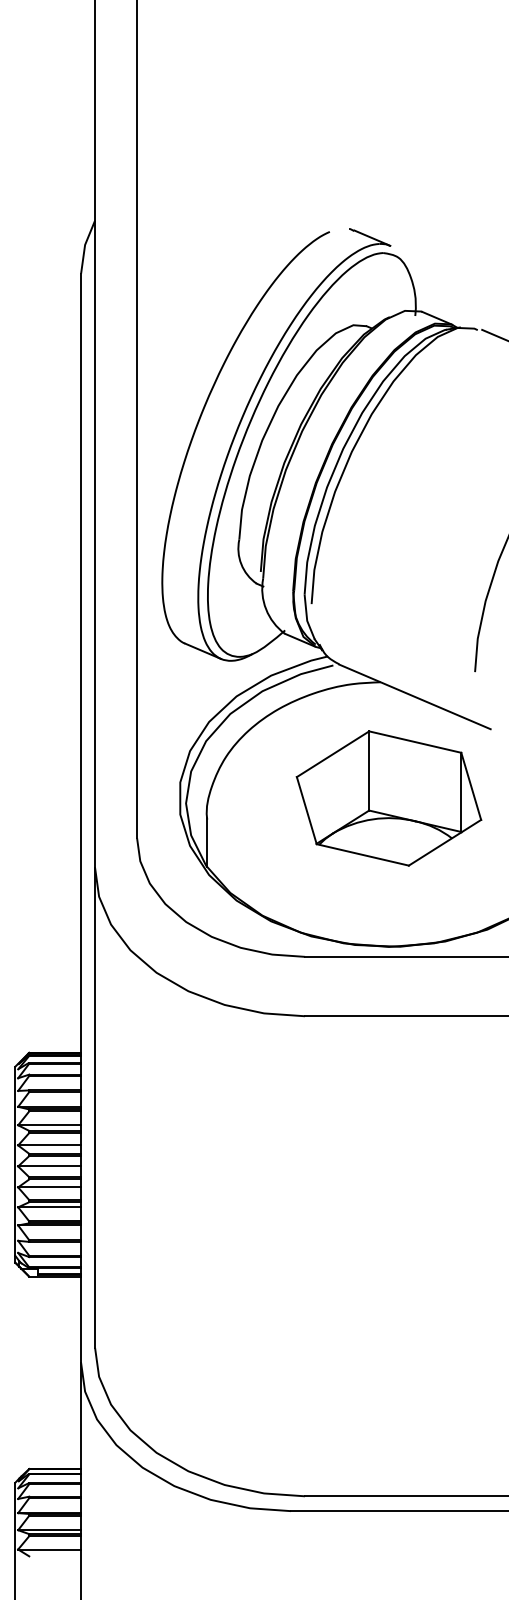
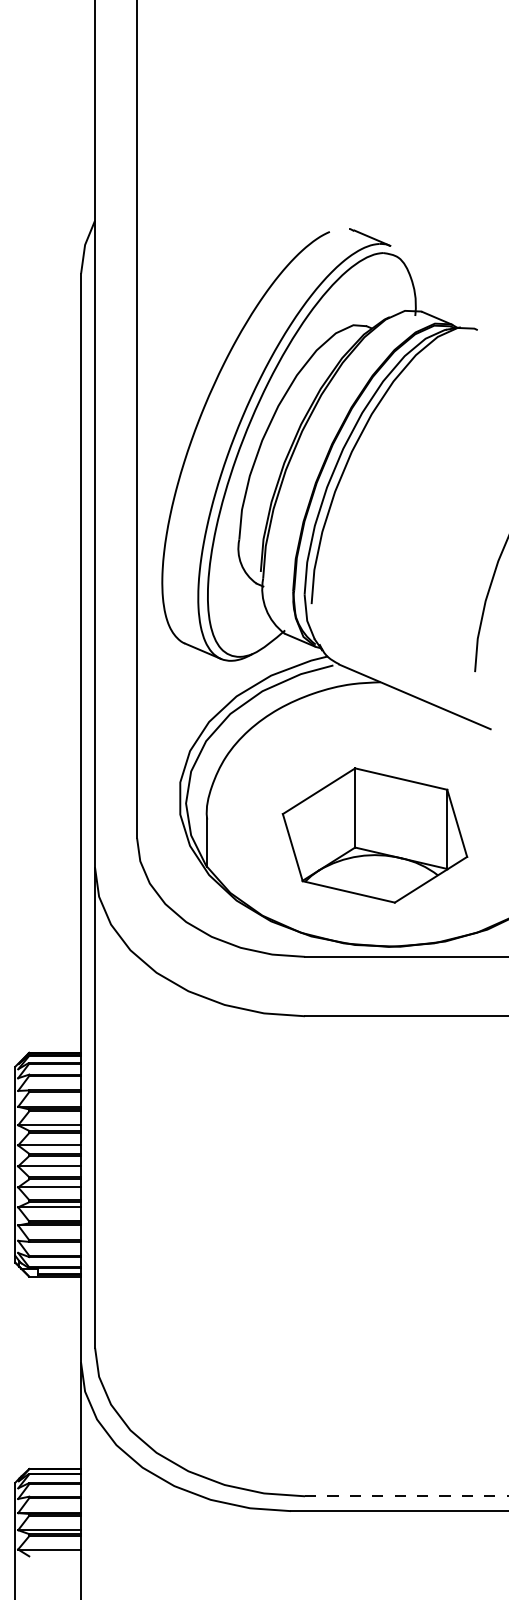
line: present -> none (493, 334)
part position: (388, 798) -> (374, 835) (374, 835)
line: solid -> dashed (407, 1496)
